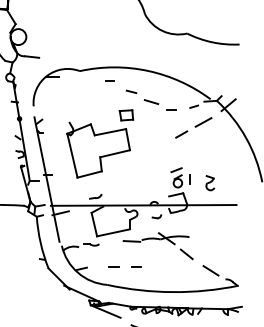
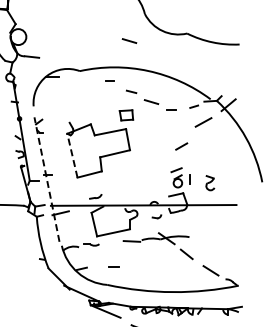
line: none -> present (129, 40)
line position: (181, 134) -> (181, 146) (181, 146)
line: solid -> dashed (72, 155)
line: solid -> dashed (46, 179)
line: present -> none (136, 266)
